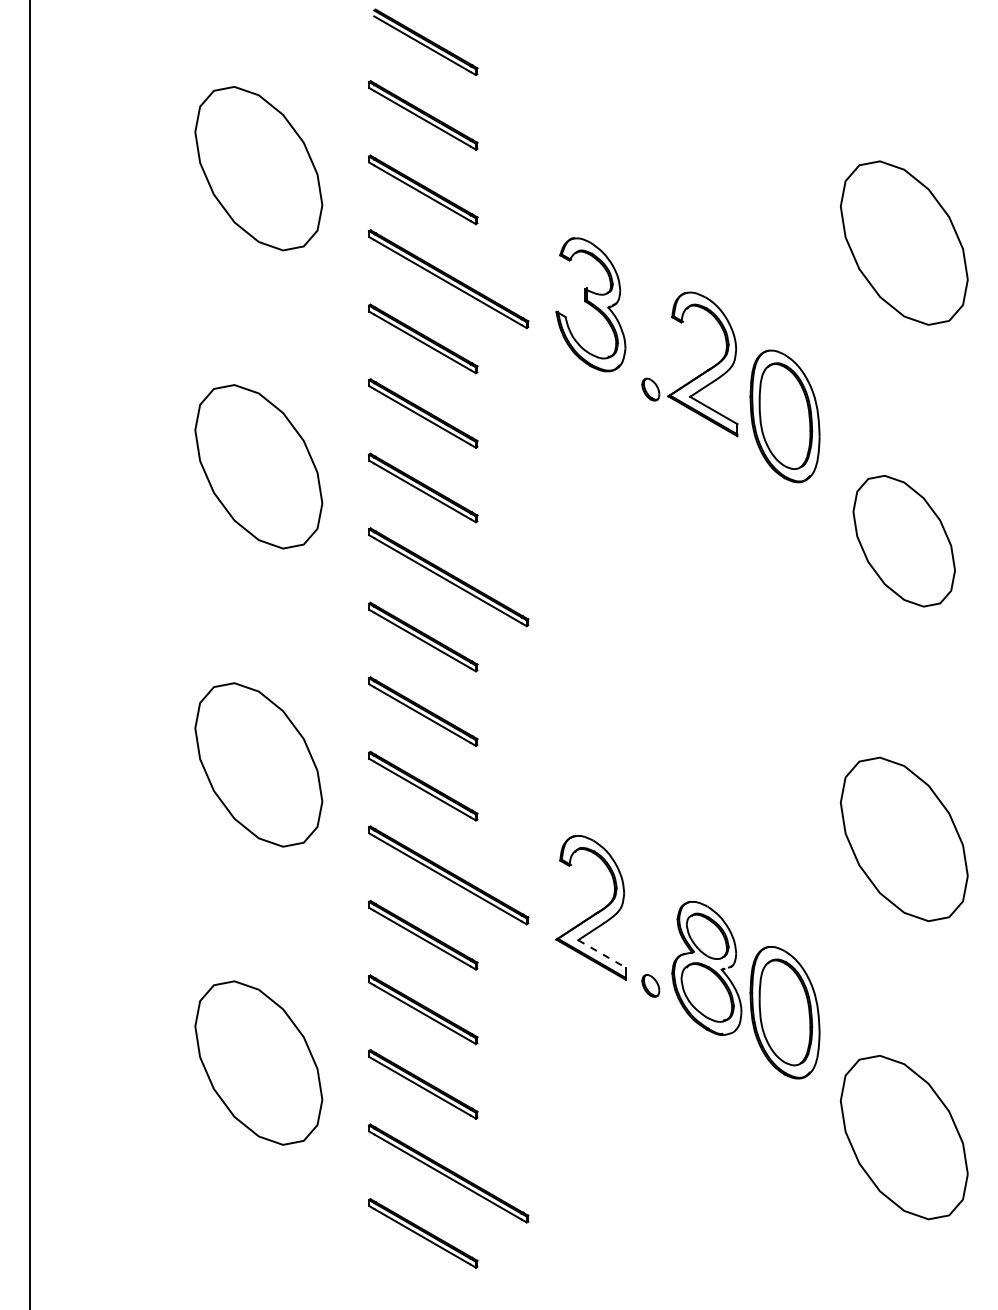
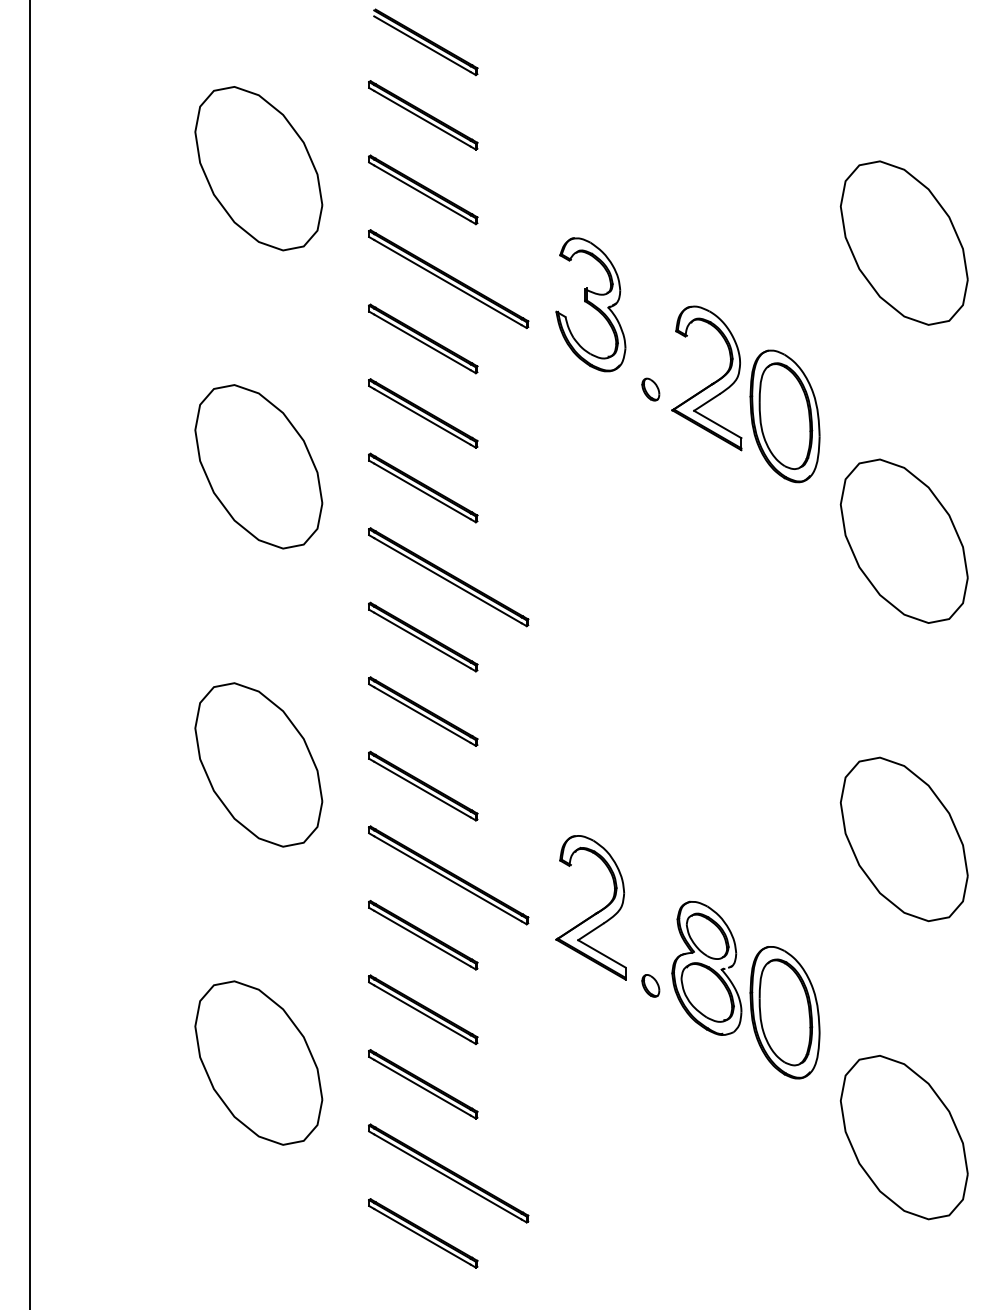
part position: (705, 370) -> (709, 384) (709, 384)
part size: 104x134 px -> 130x166 px (903, 540)
line: dashed -> solid (602, 954)
